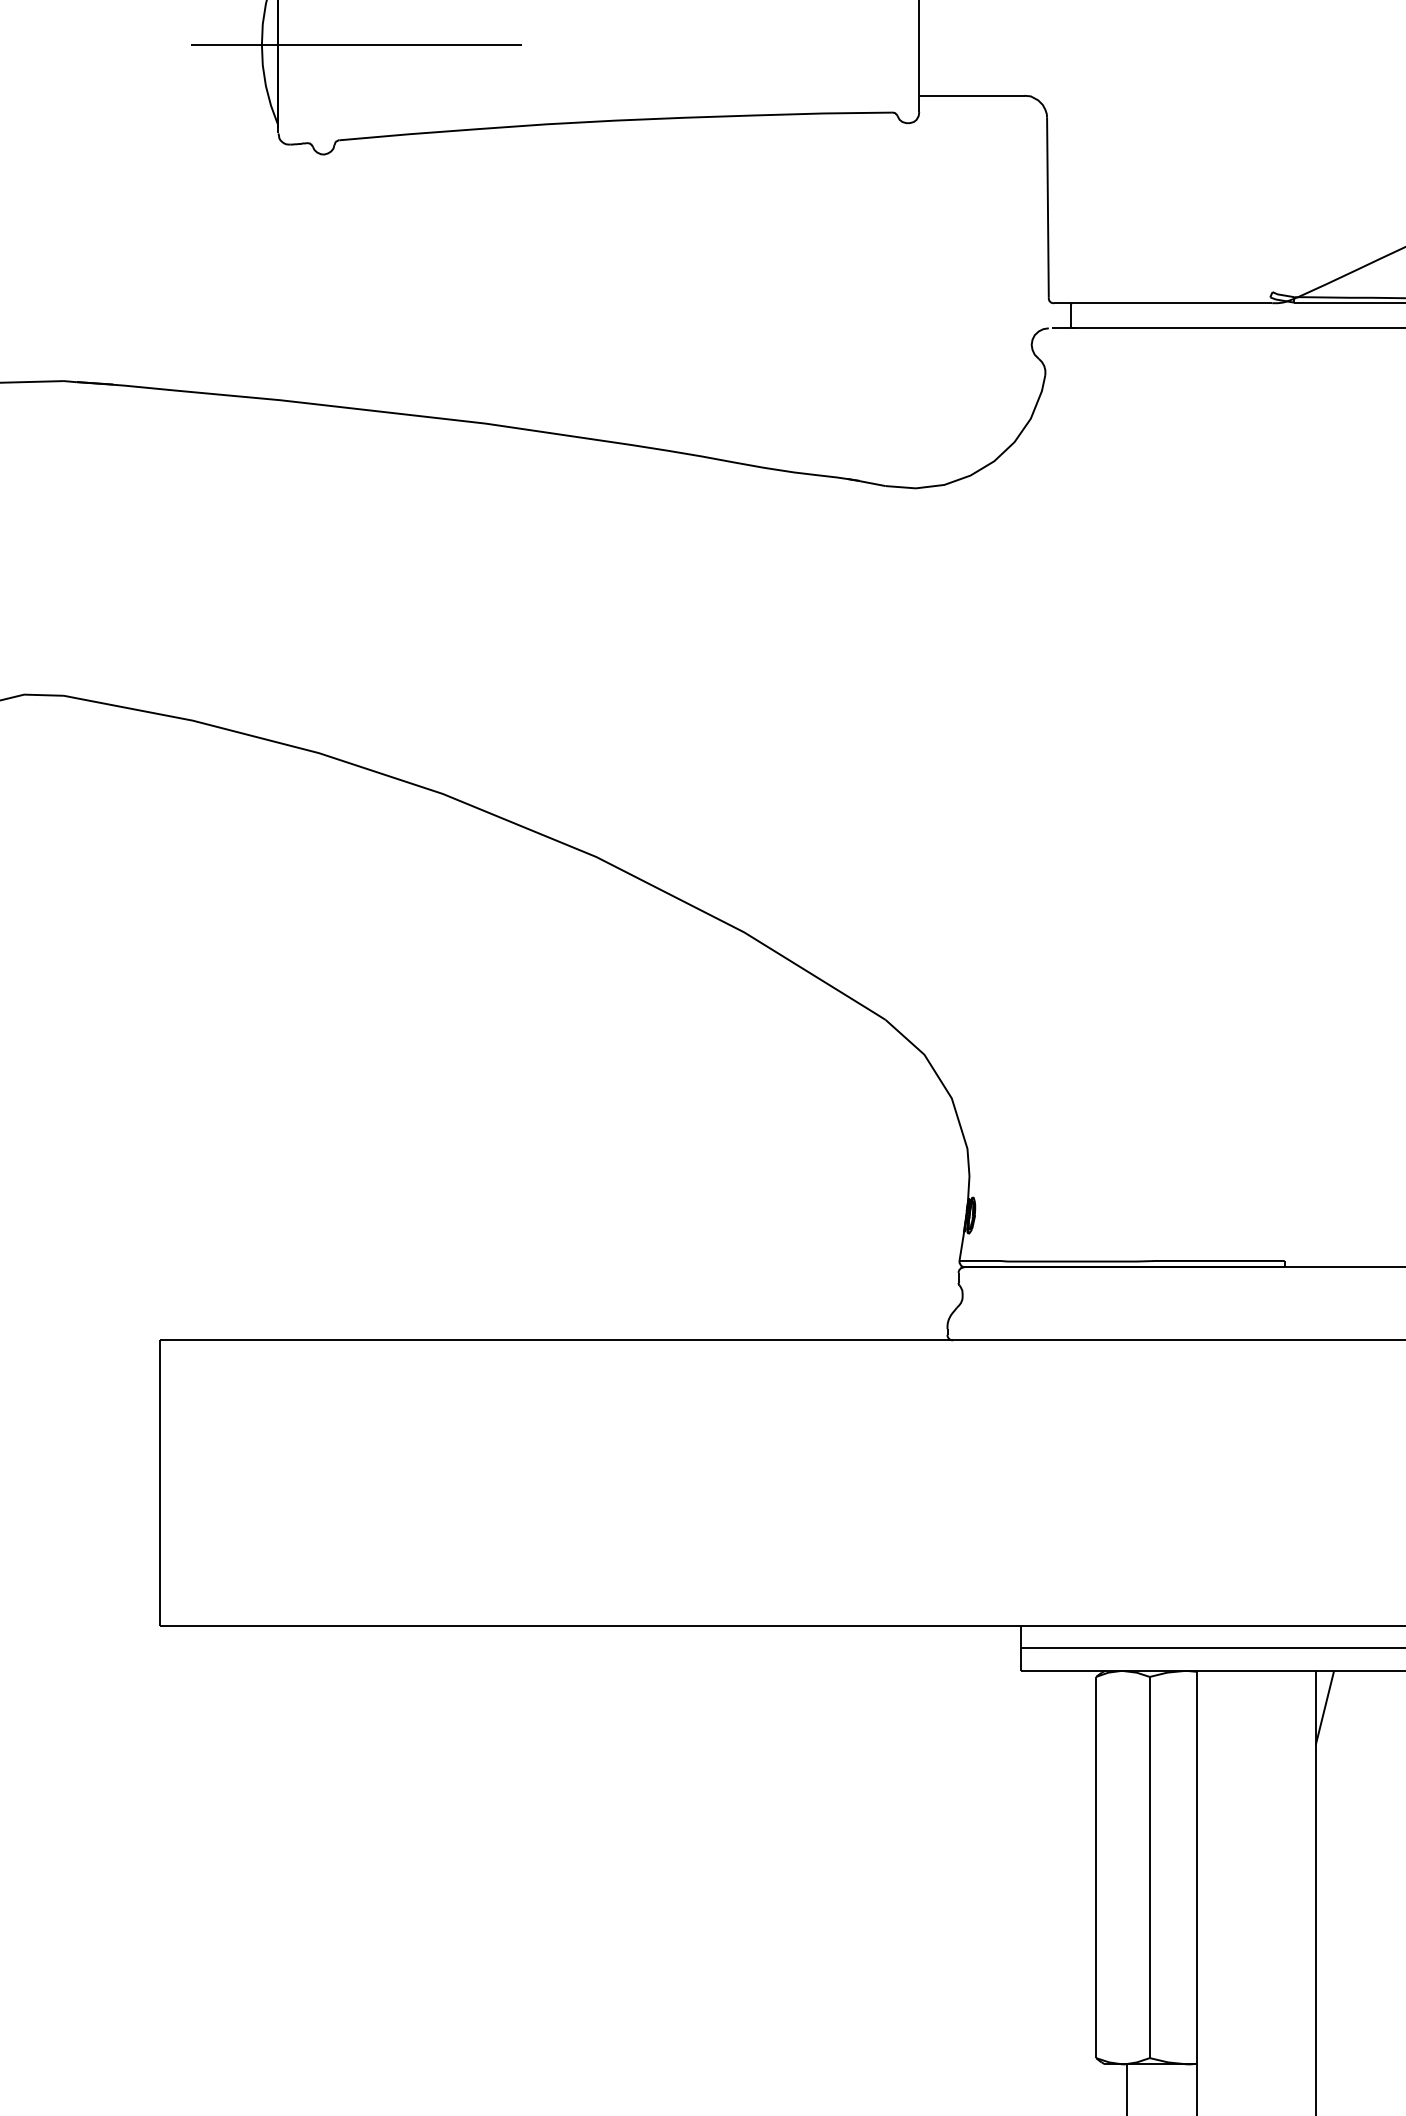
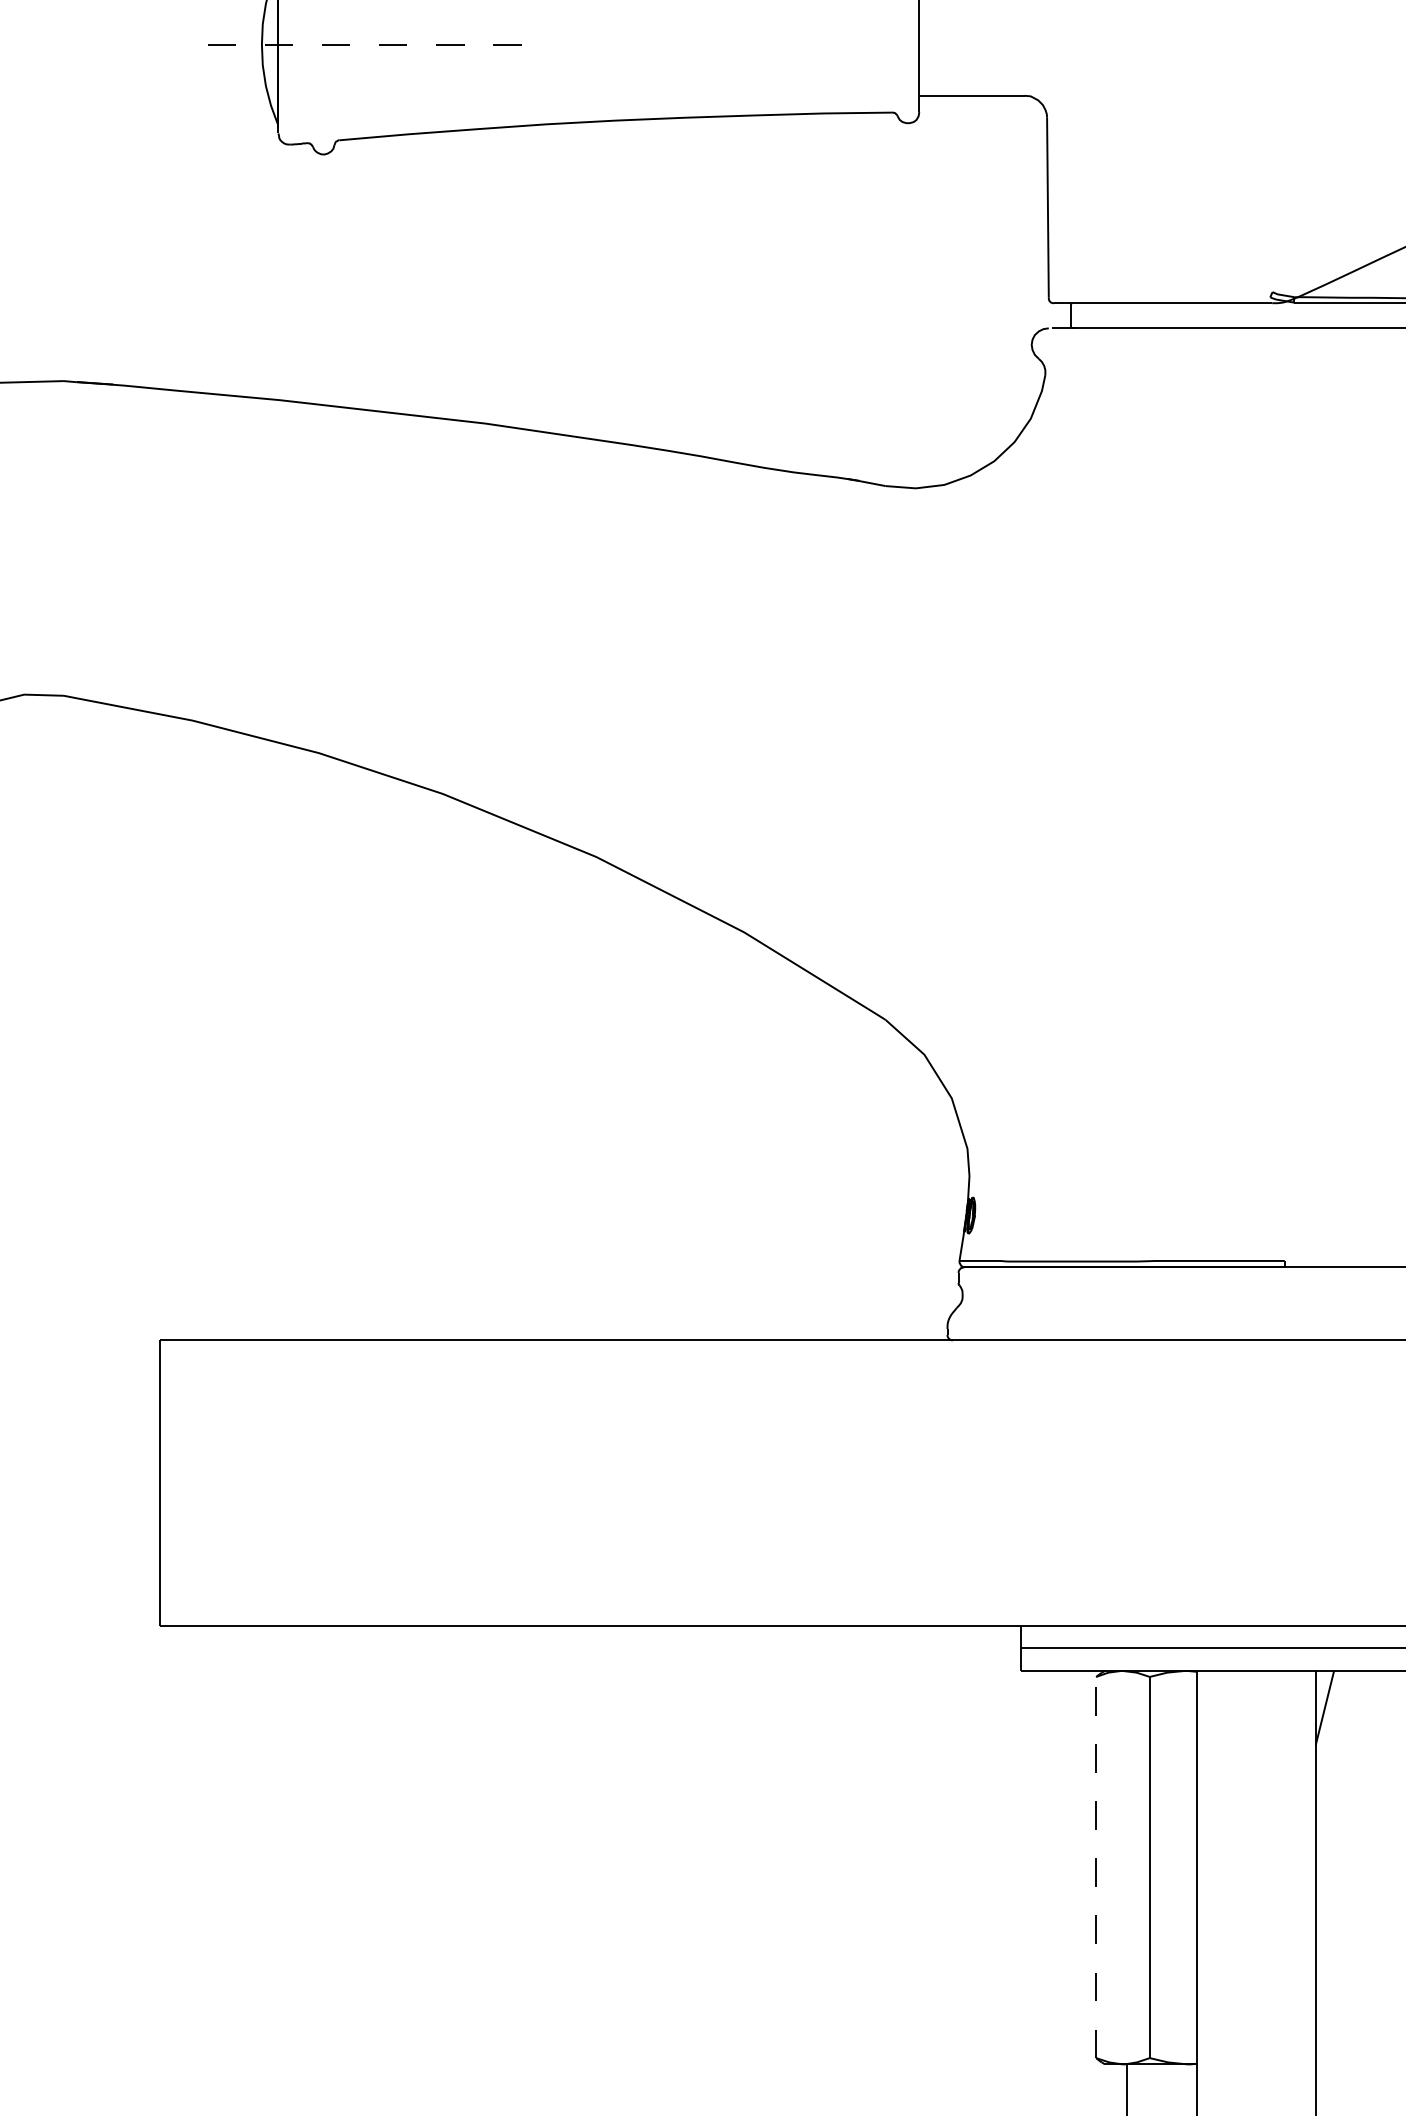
line: solid -> dashed (355, 44)
line: solid -> dashed (1096, 1867)
